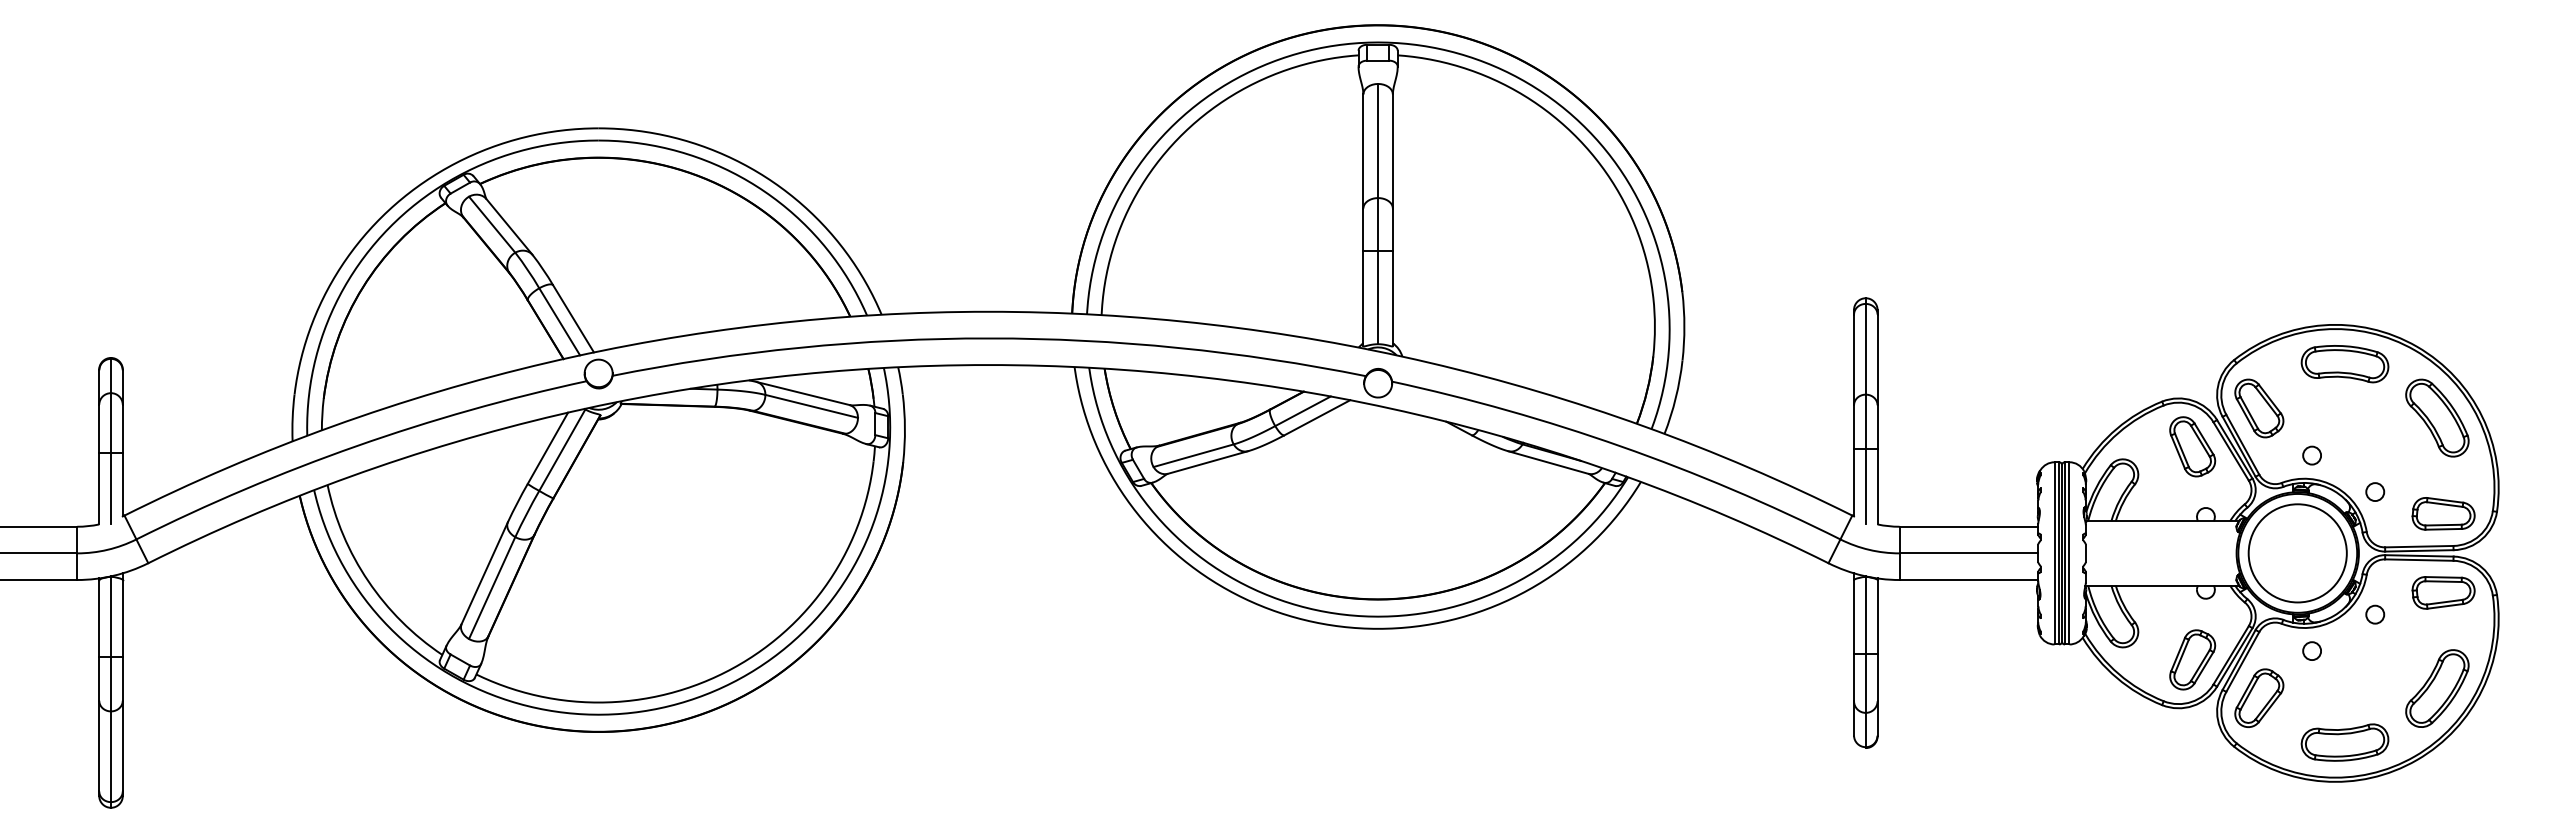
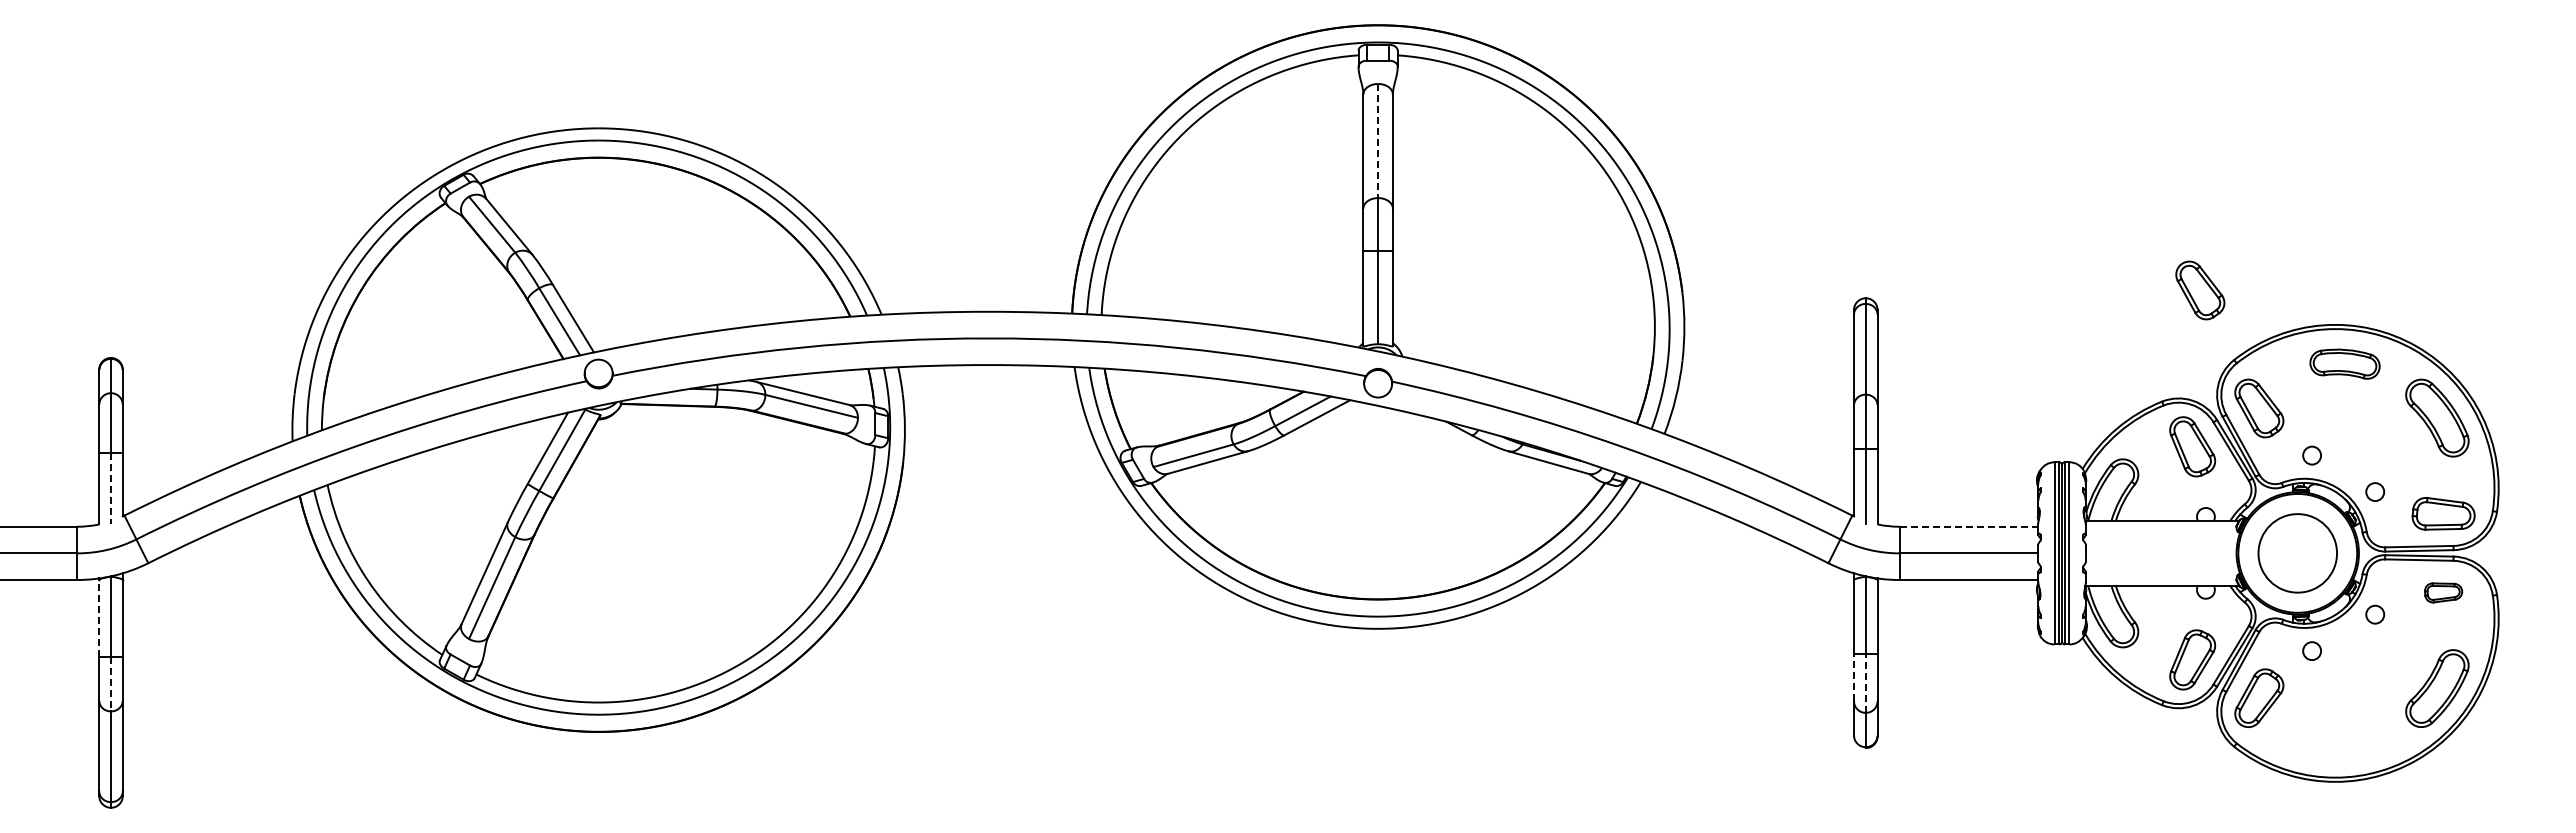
line: solid -> dashed (1378, 141)
part: none -> present (2200, 290)
part size: 90x39 px -> 72x32 px (2344, 363)
line: solid -> dashed (111, 488)
line: solid -> dashed (1969, 526)
circle diameter: 98 px -> 79 px (2297, 553)
part size: 65x34 px -> 40x22 px (2443, 592)
line: solid -> dashed (99, 618)
line: solid -> dashed (1854, 677)
line: solid -> dashed (1865, 683)
line: solid -> dashed (111, 684)
part: present -> none (2344, 742)
